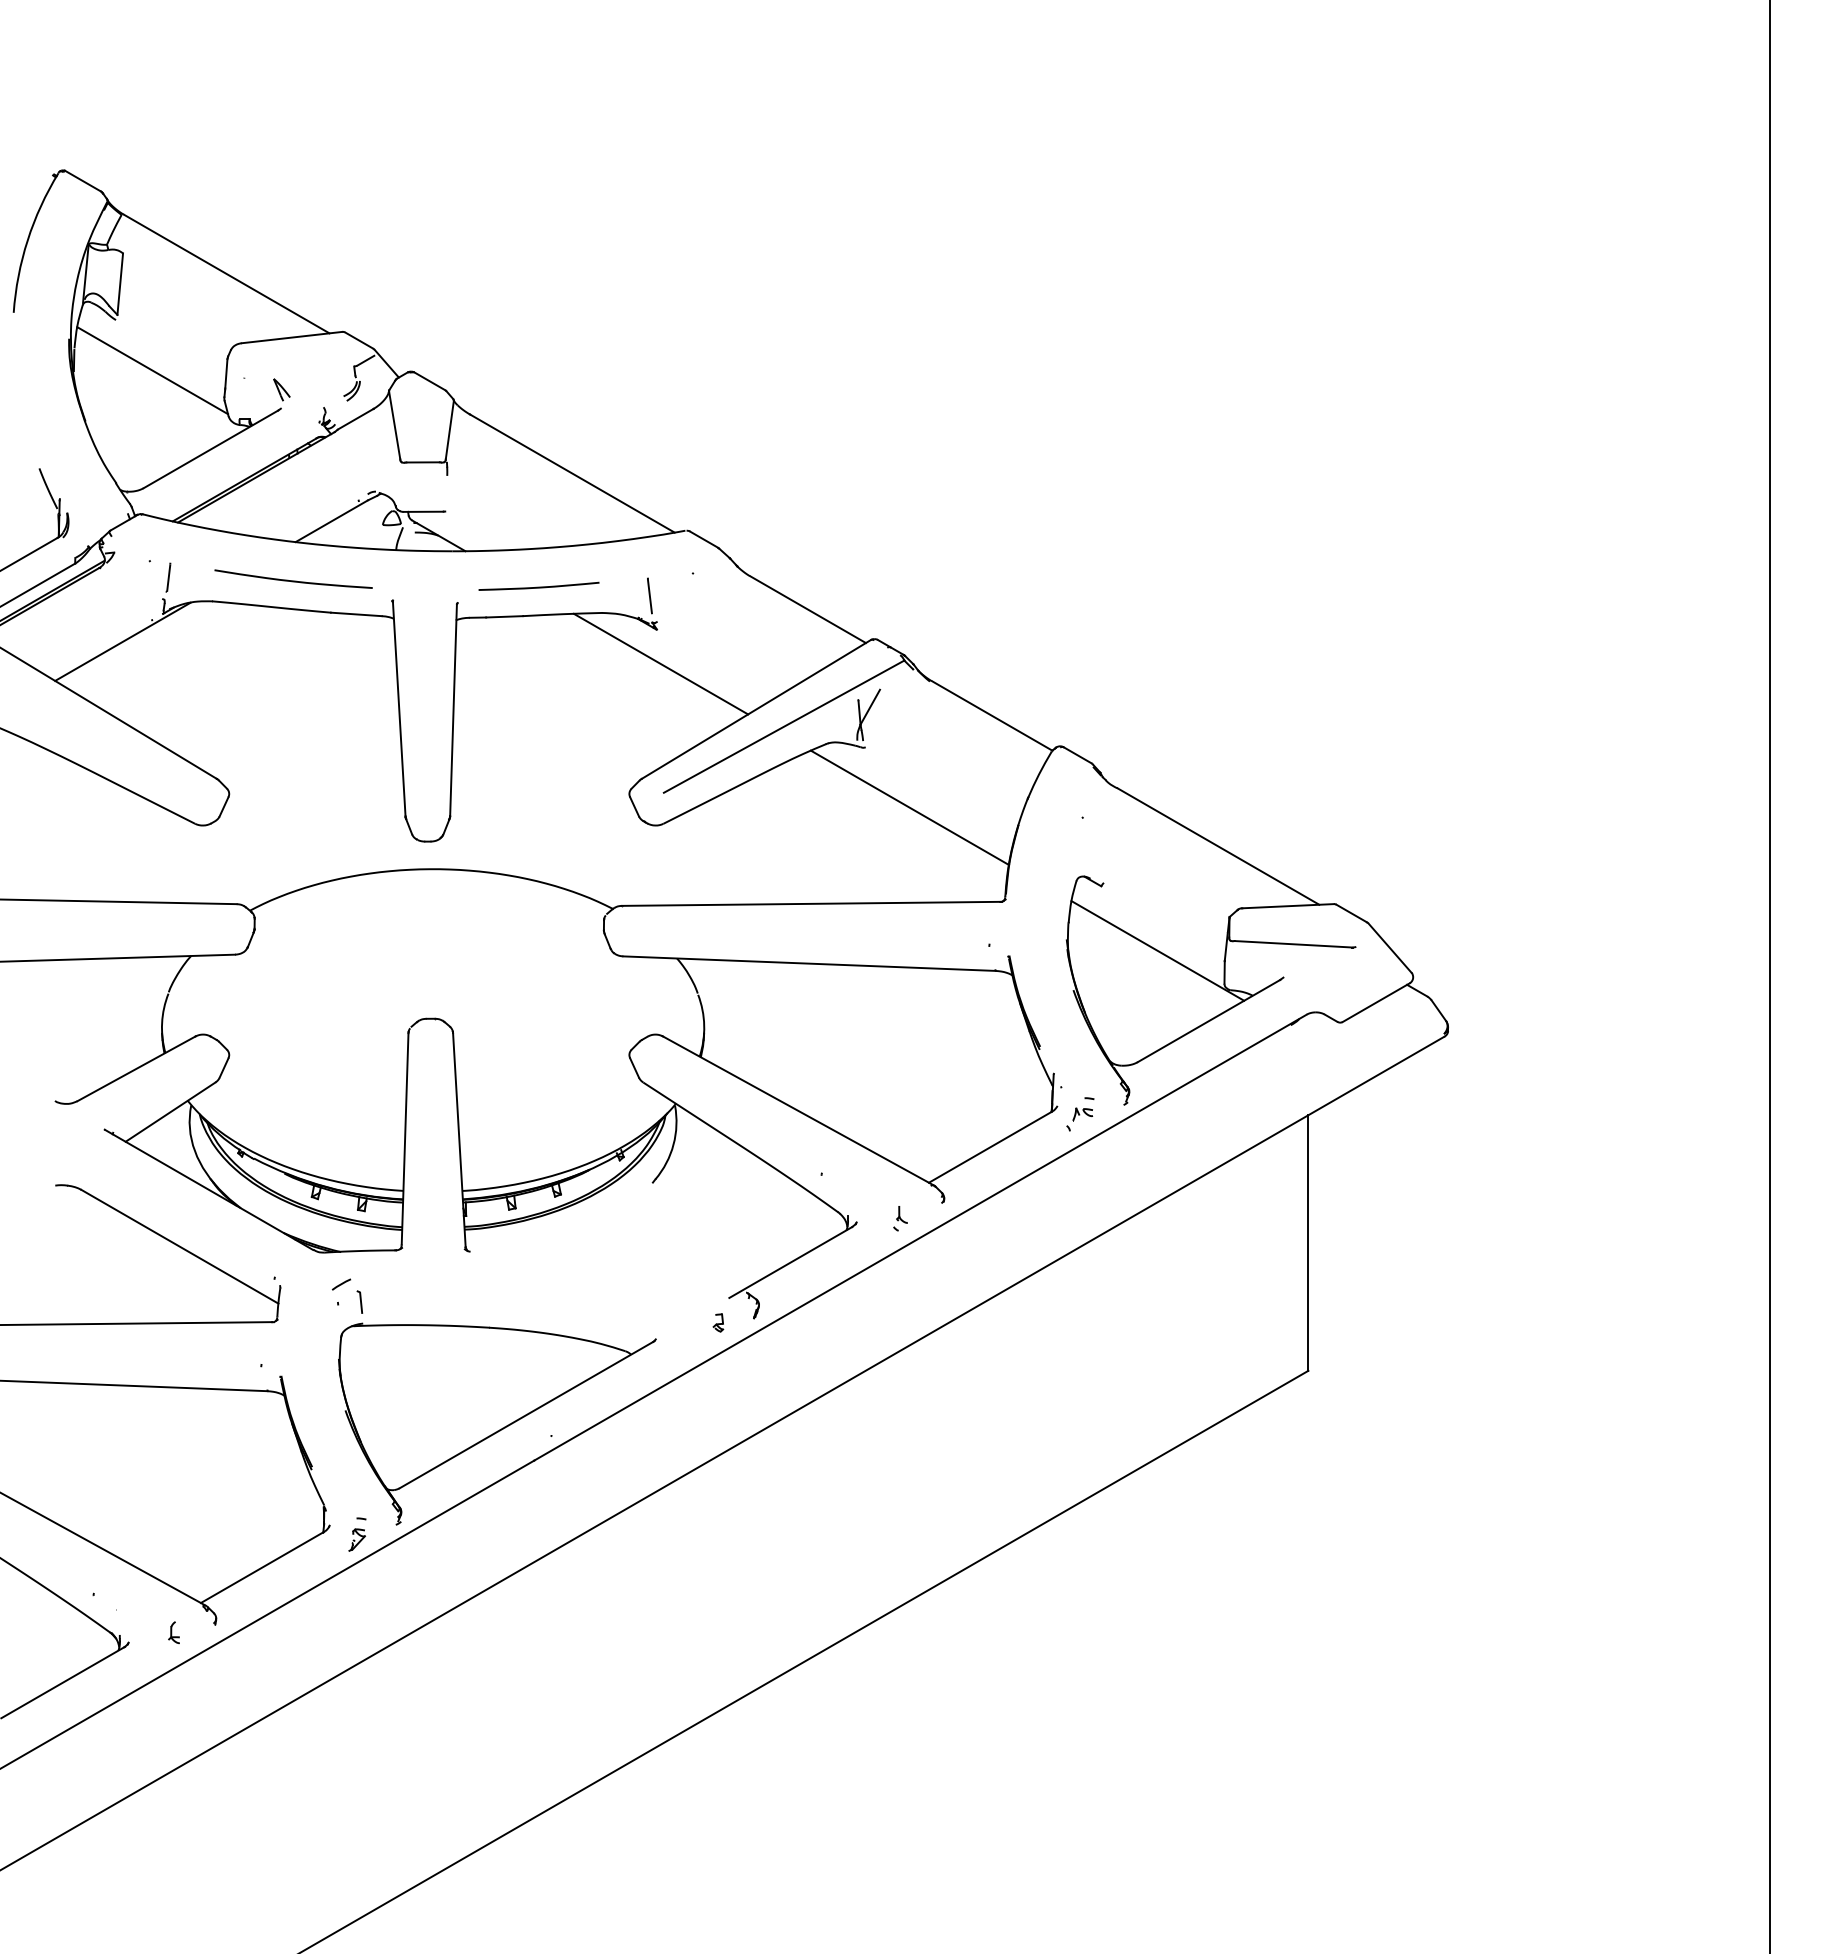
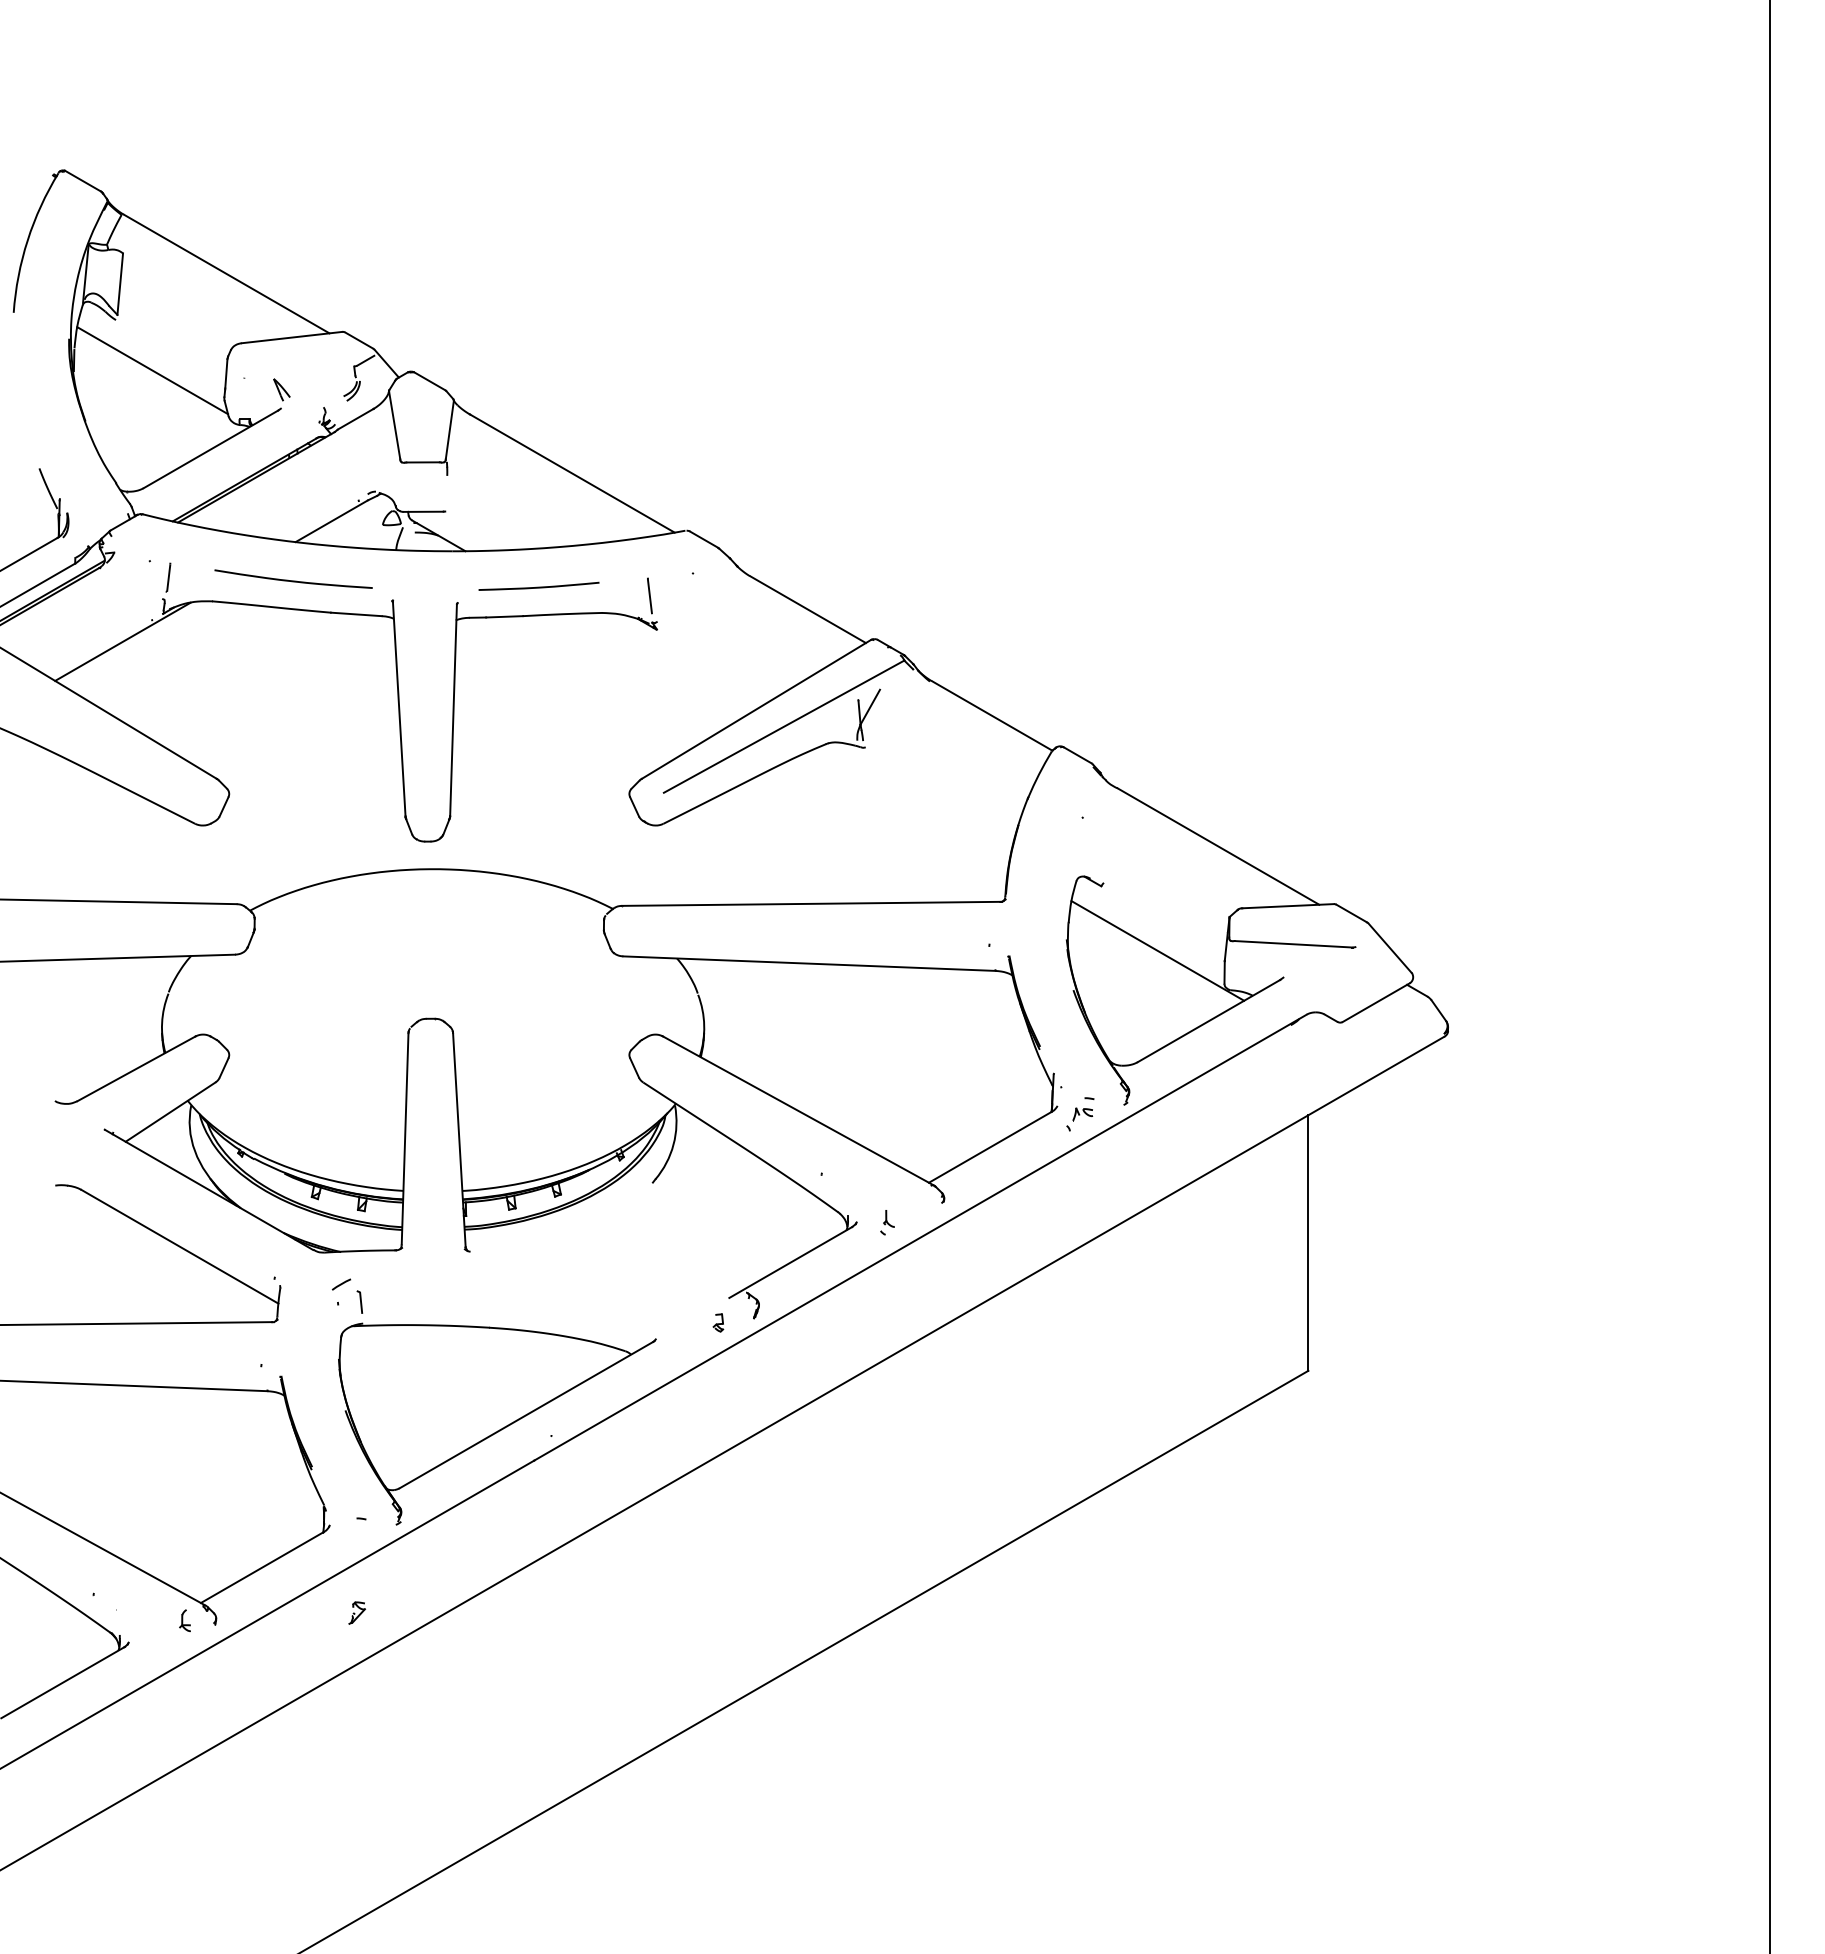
line: present -> none (660, 663)
line: present -> none (909, 807)
part position: (900, 1218) -> (887, 1222) (887, 1222)
part position: (356, 1539) -> (356, 1612) (356, 1612)
part position: (173, 1632) -> (184, 1620) (184, 1620)
